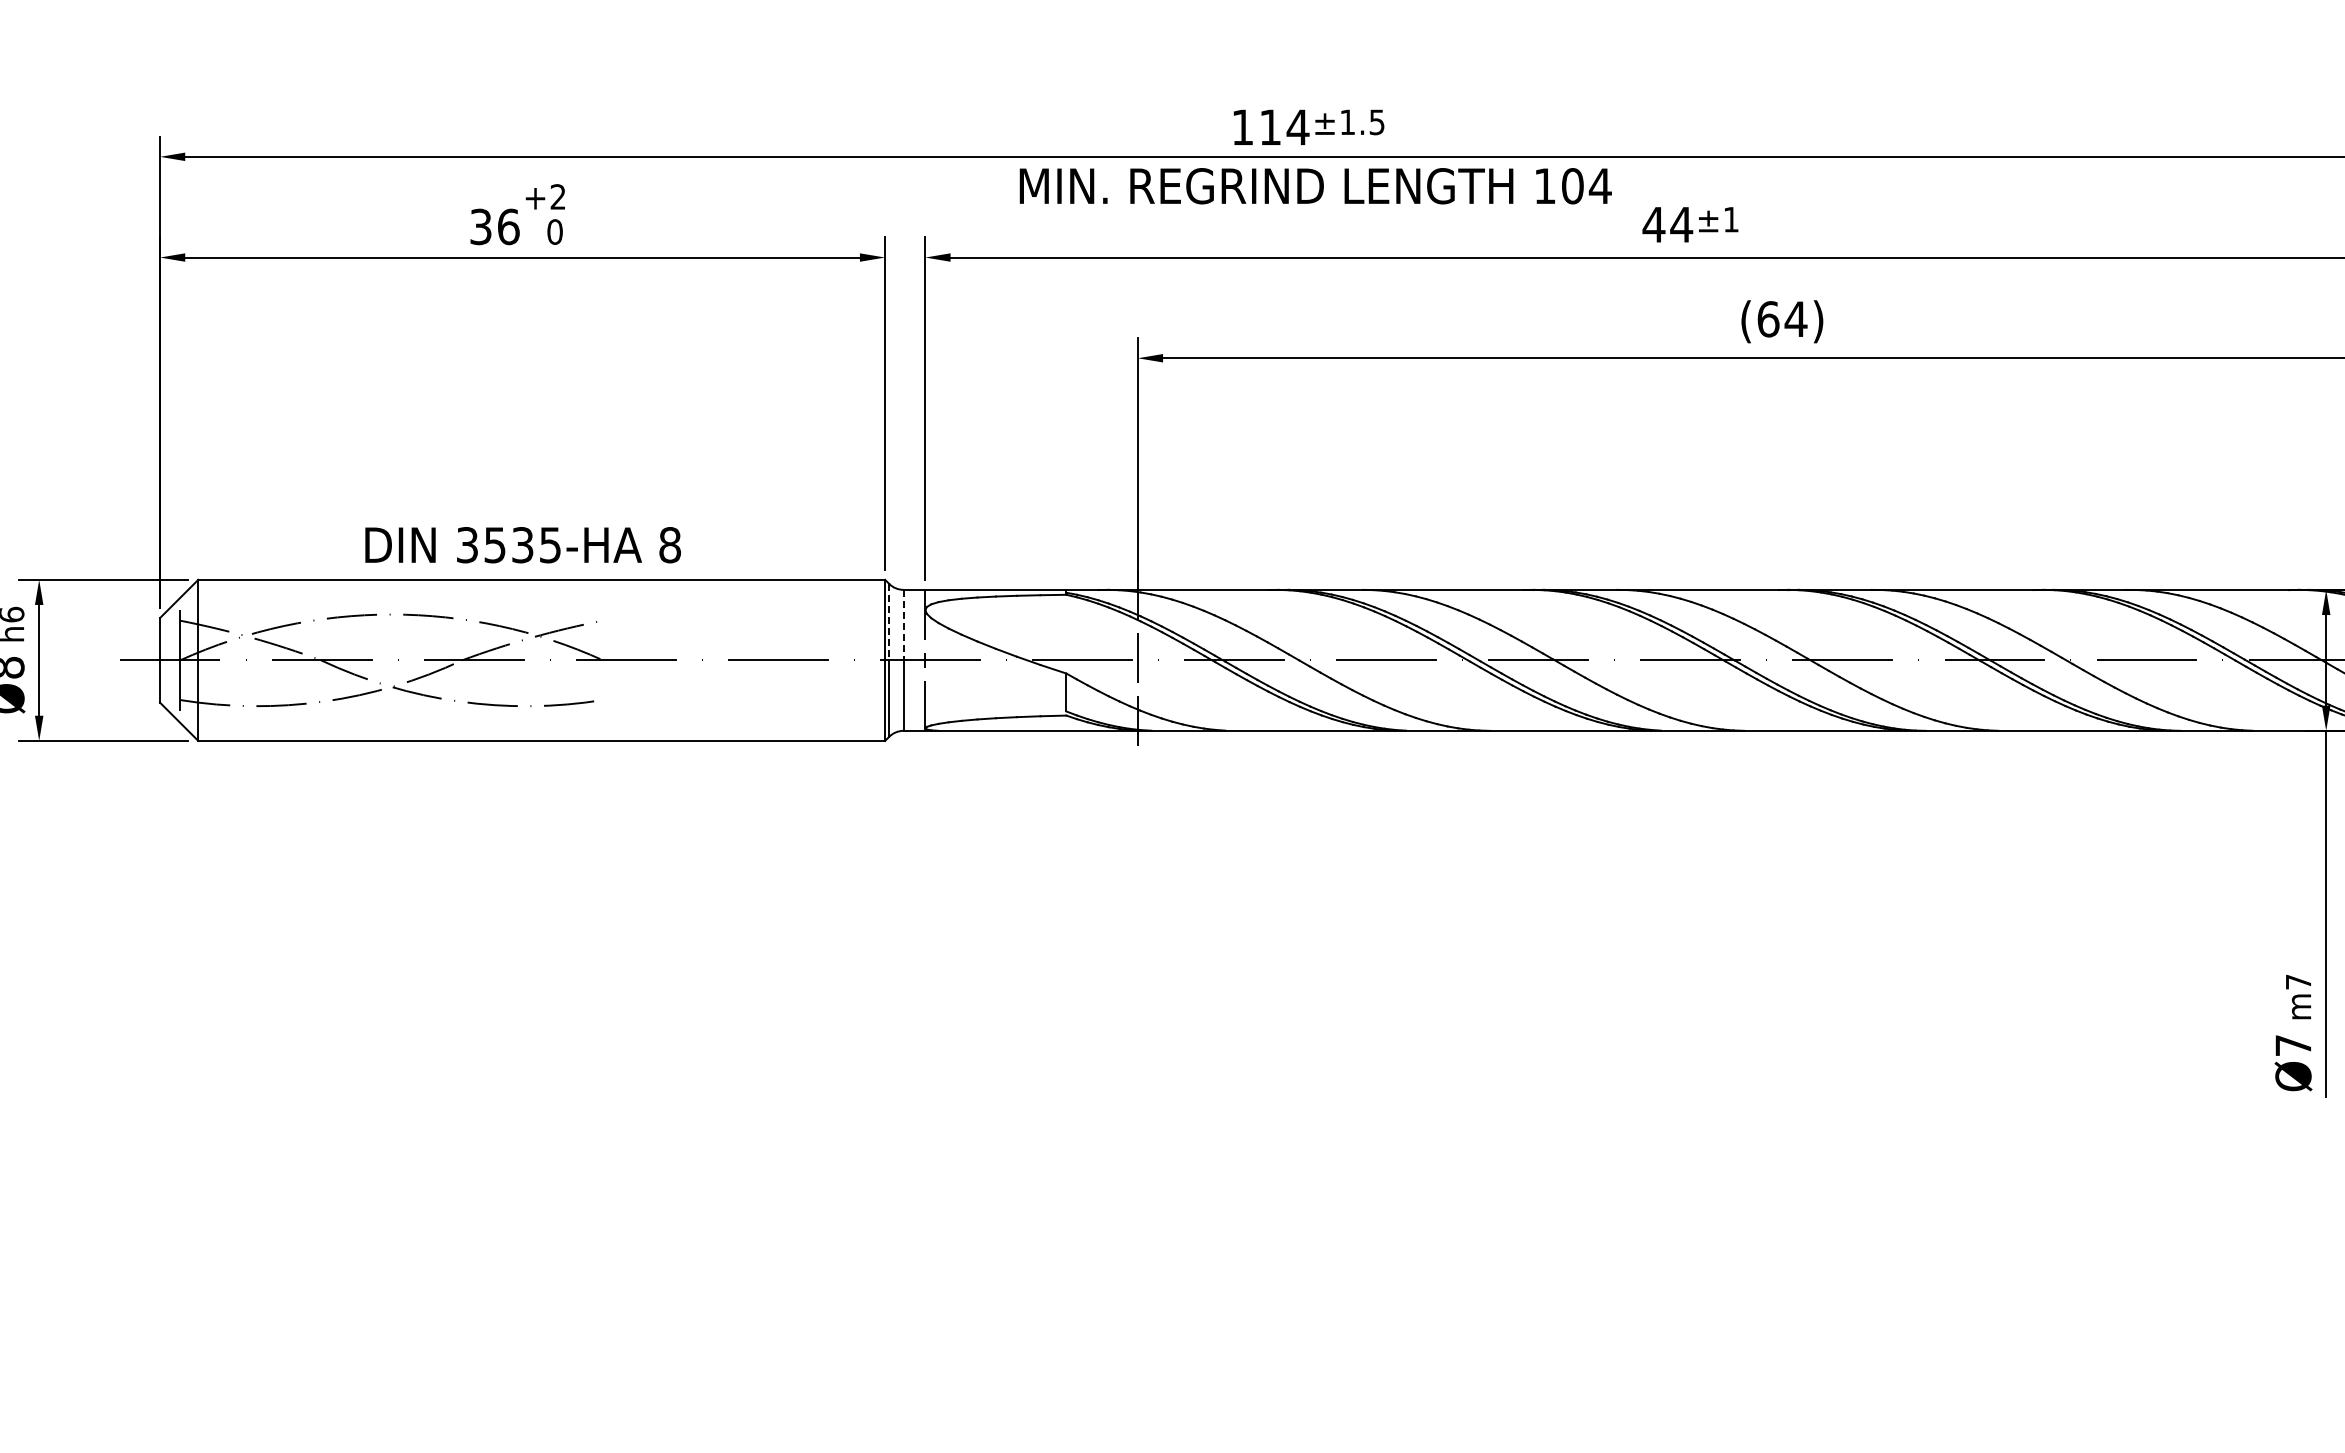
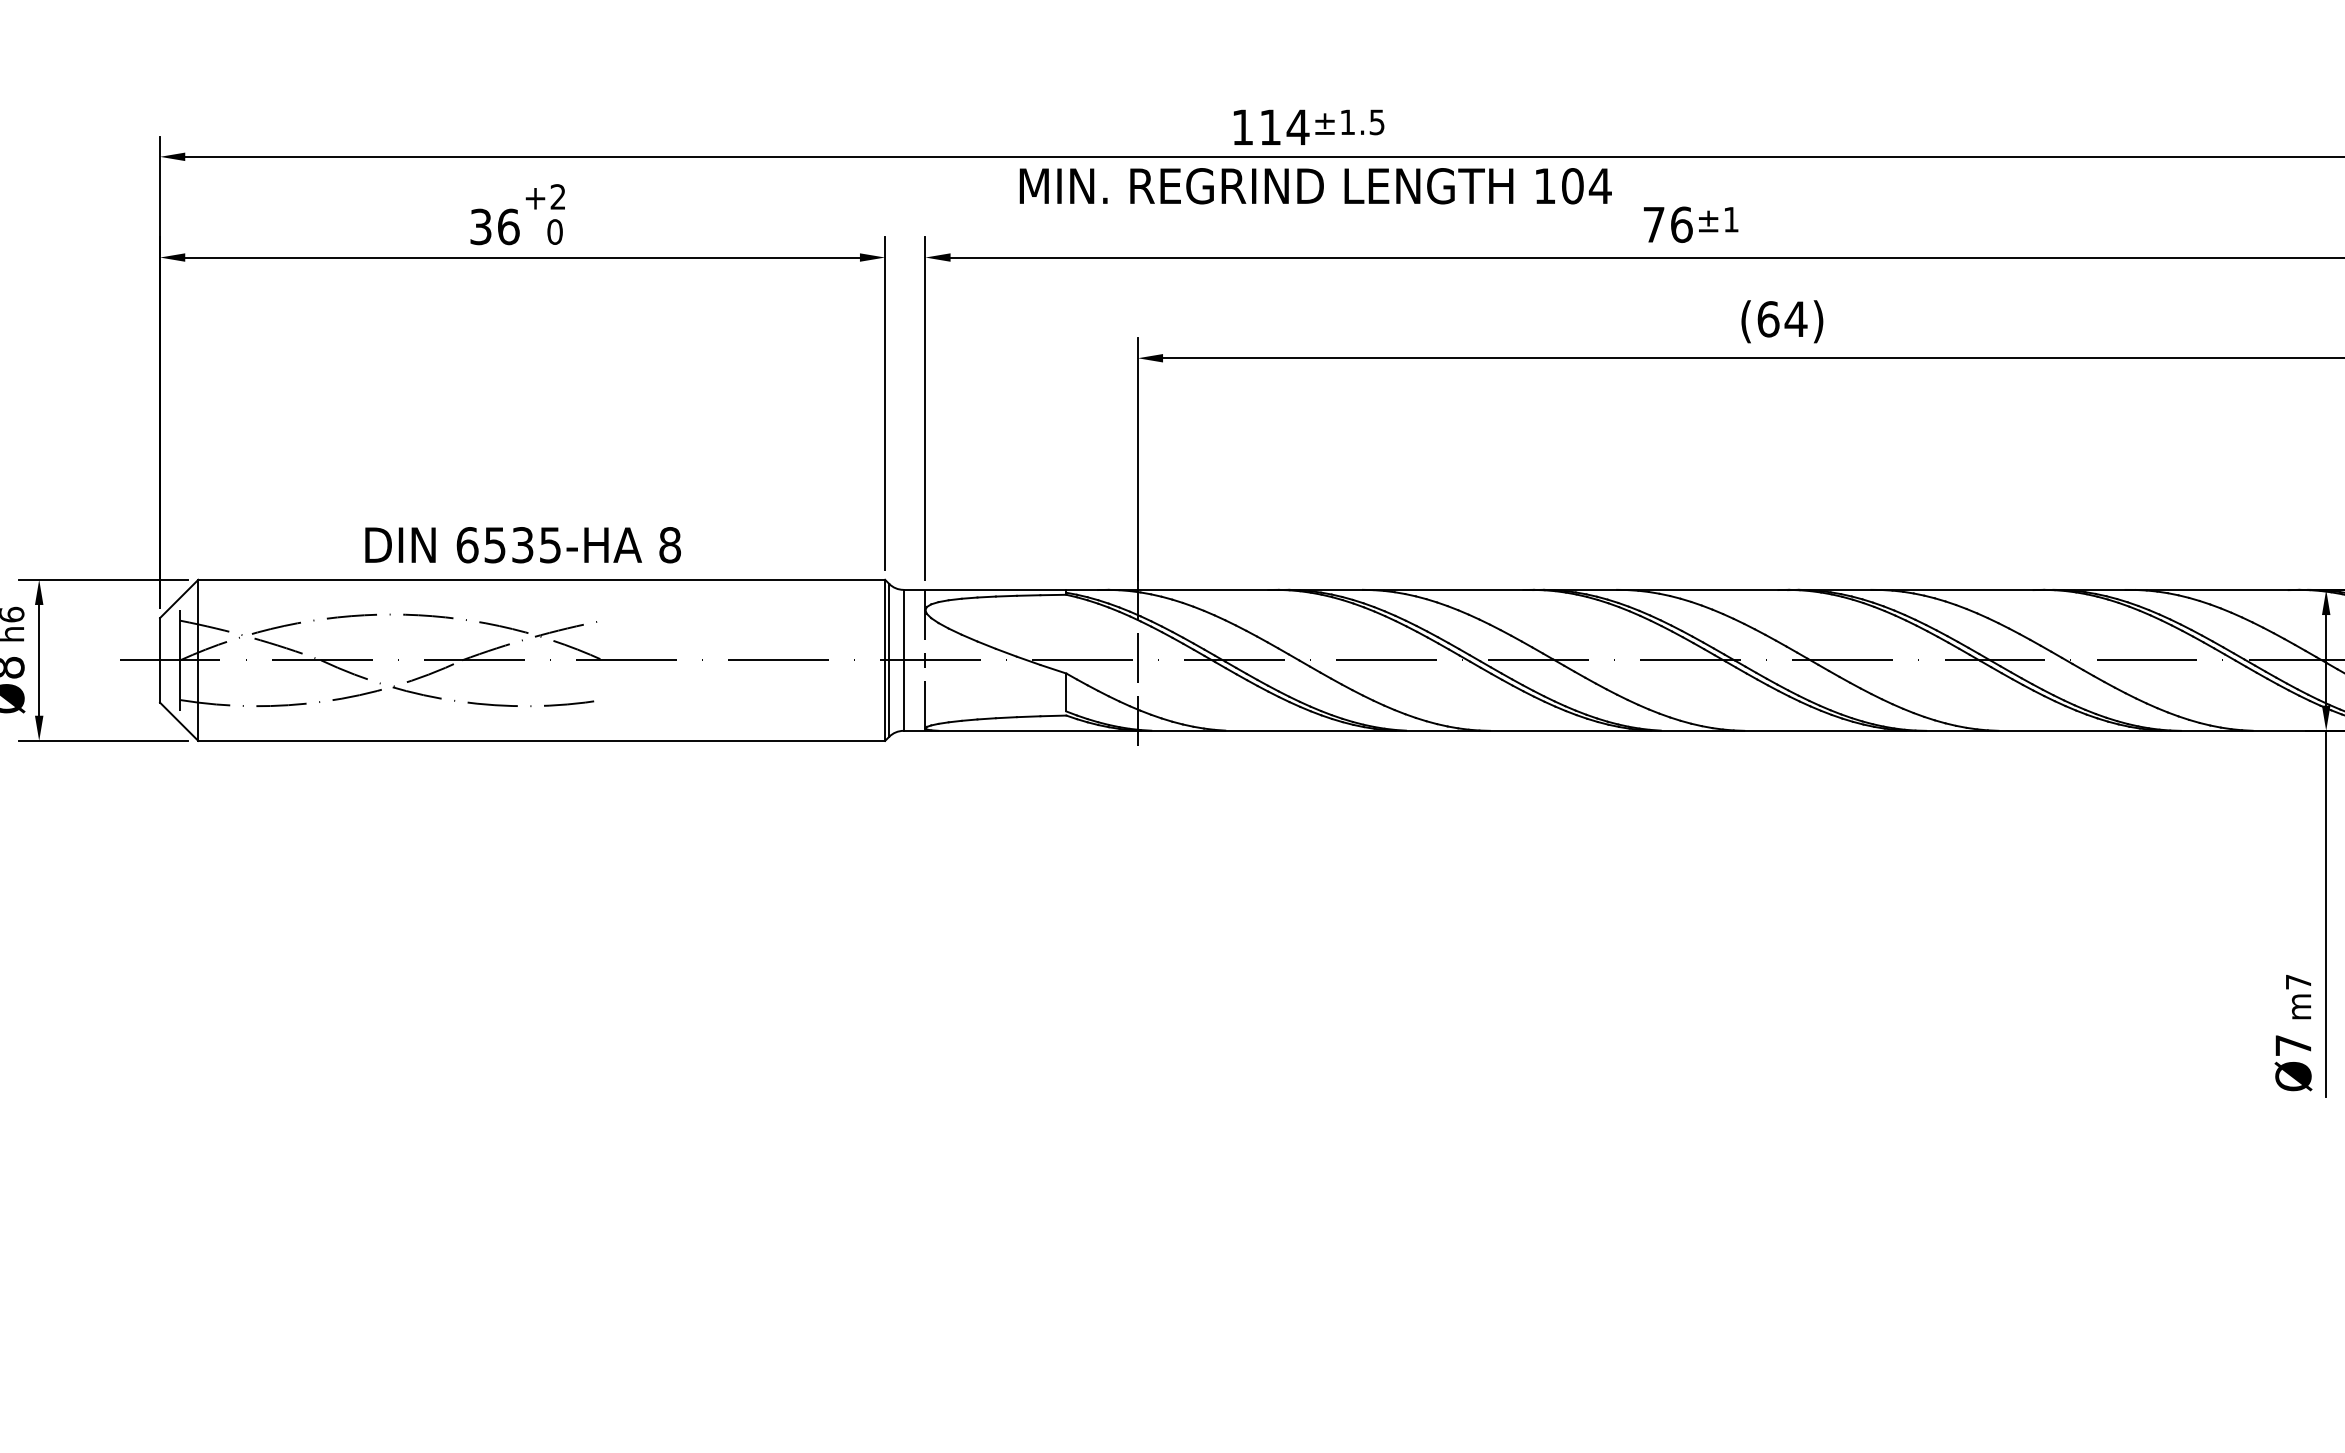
text: 44 -> 76 (1667, 224)
text: 3535-HA -> 6535-HA (467, 545)
line: dashed -> solid (889, 622)
line: dashed -> solid (903, 625)
